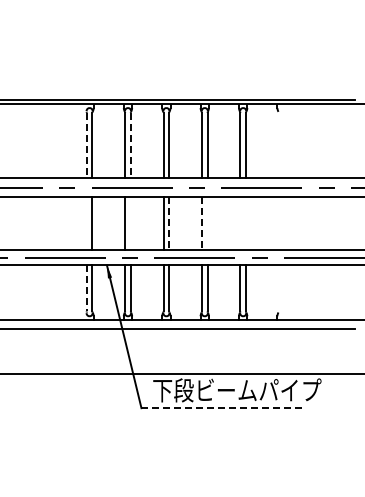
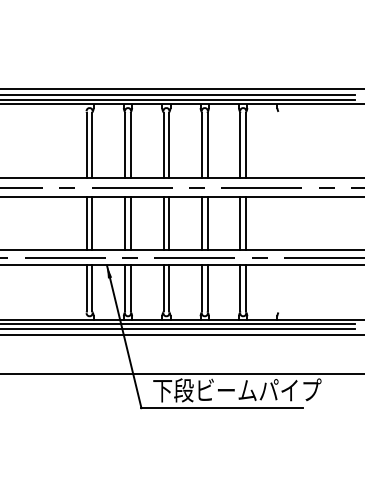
line: none -> present (181, 88)
line: none -> present (178, 94)
line: dashed -> solid (86, 145)
line: dashed -> solid (130, 145)
line: none -> present (86, 223)
line: none -> present (130, 223)
line: none -> present (207, 223)
line: none -> present (240, 223)
line: none -> present (245, 223)
line: dashed -> solid (169, 224)
line: dashed -> solid (201, 224)
line: dashed -> solid (86, 288)
line: none -> present (178, 323)
line: none -> present (181, 335)
line: dashed -> solid (222, 408)
